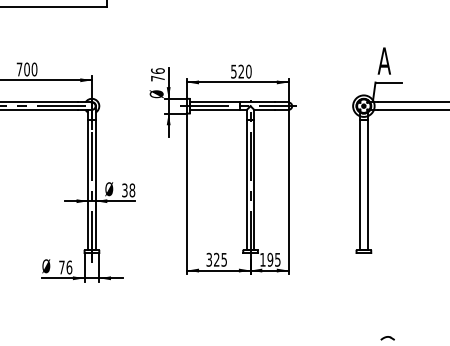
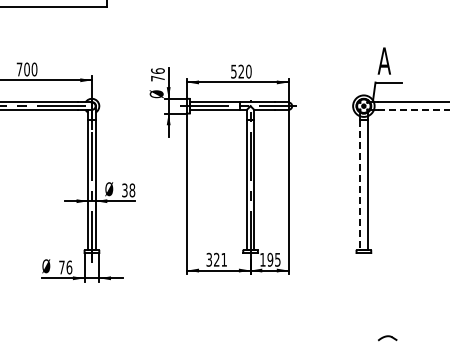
line: solid -> dashed (413, 109)
line: solid -> dashed (360, 185)
text: 325 -> 321 (223, 259)
part size: 15x5 px -> 20x7 px (387, 338)
